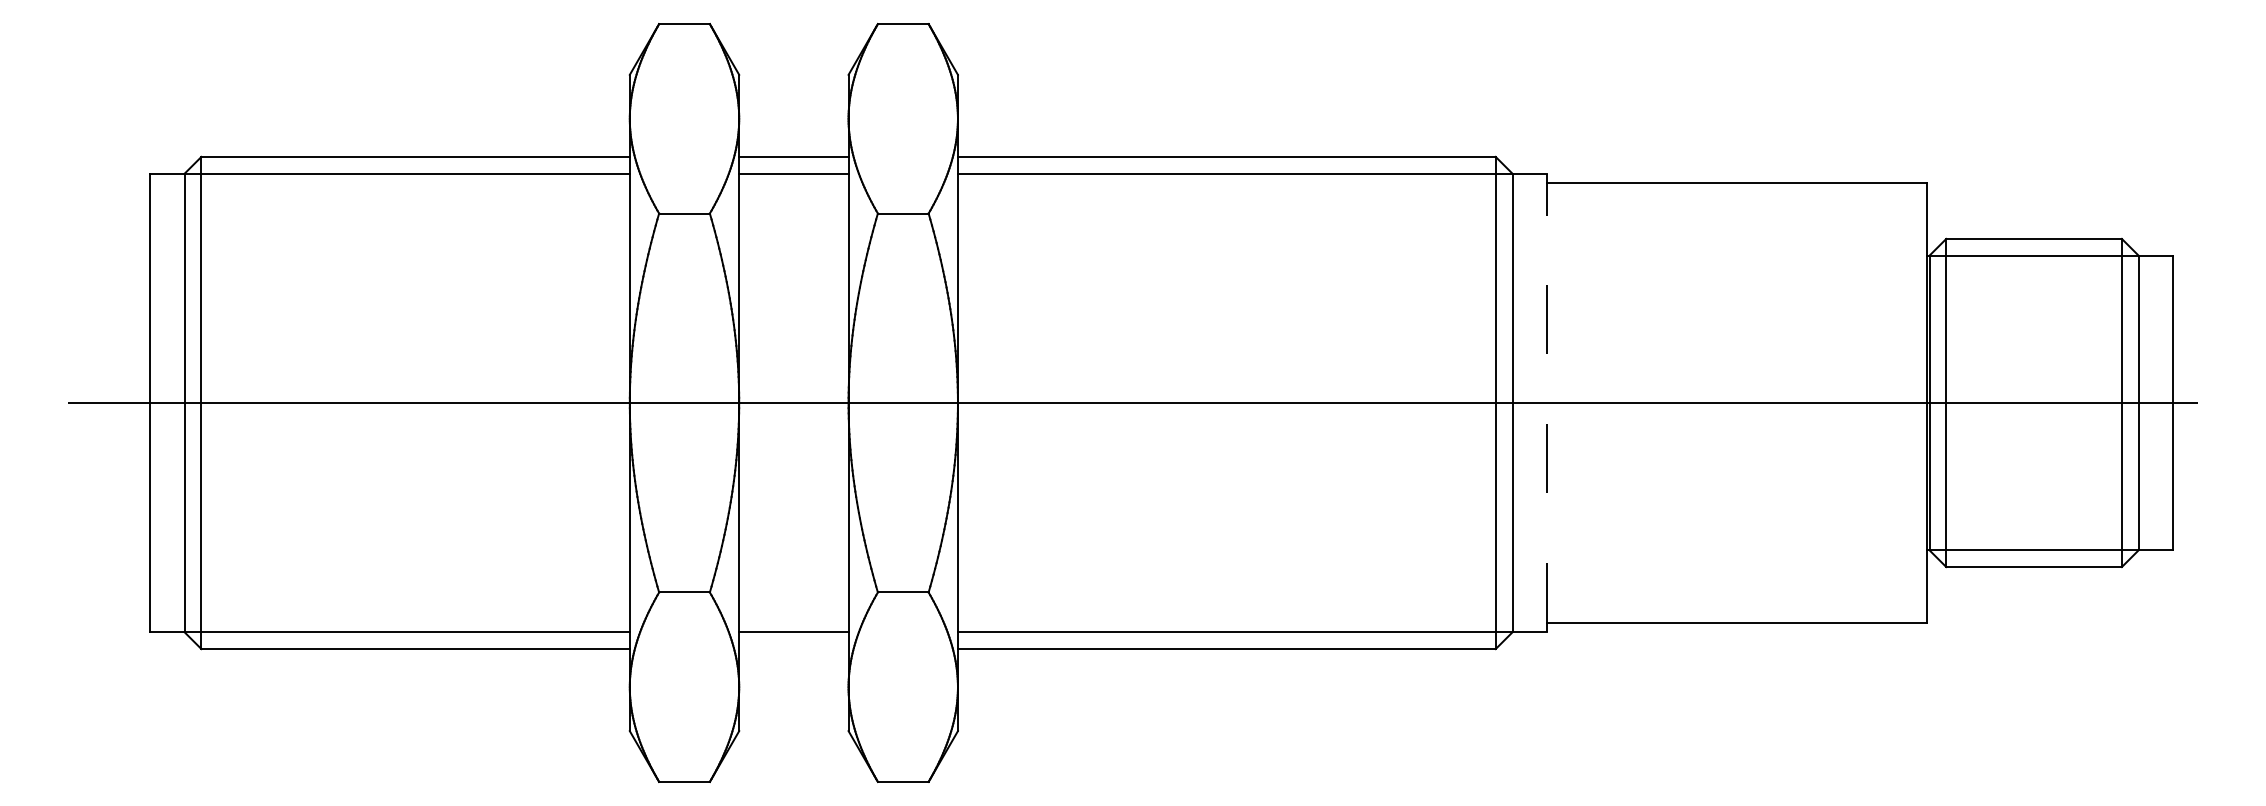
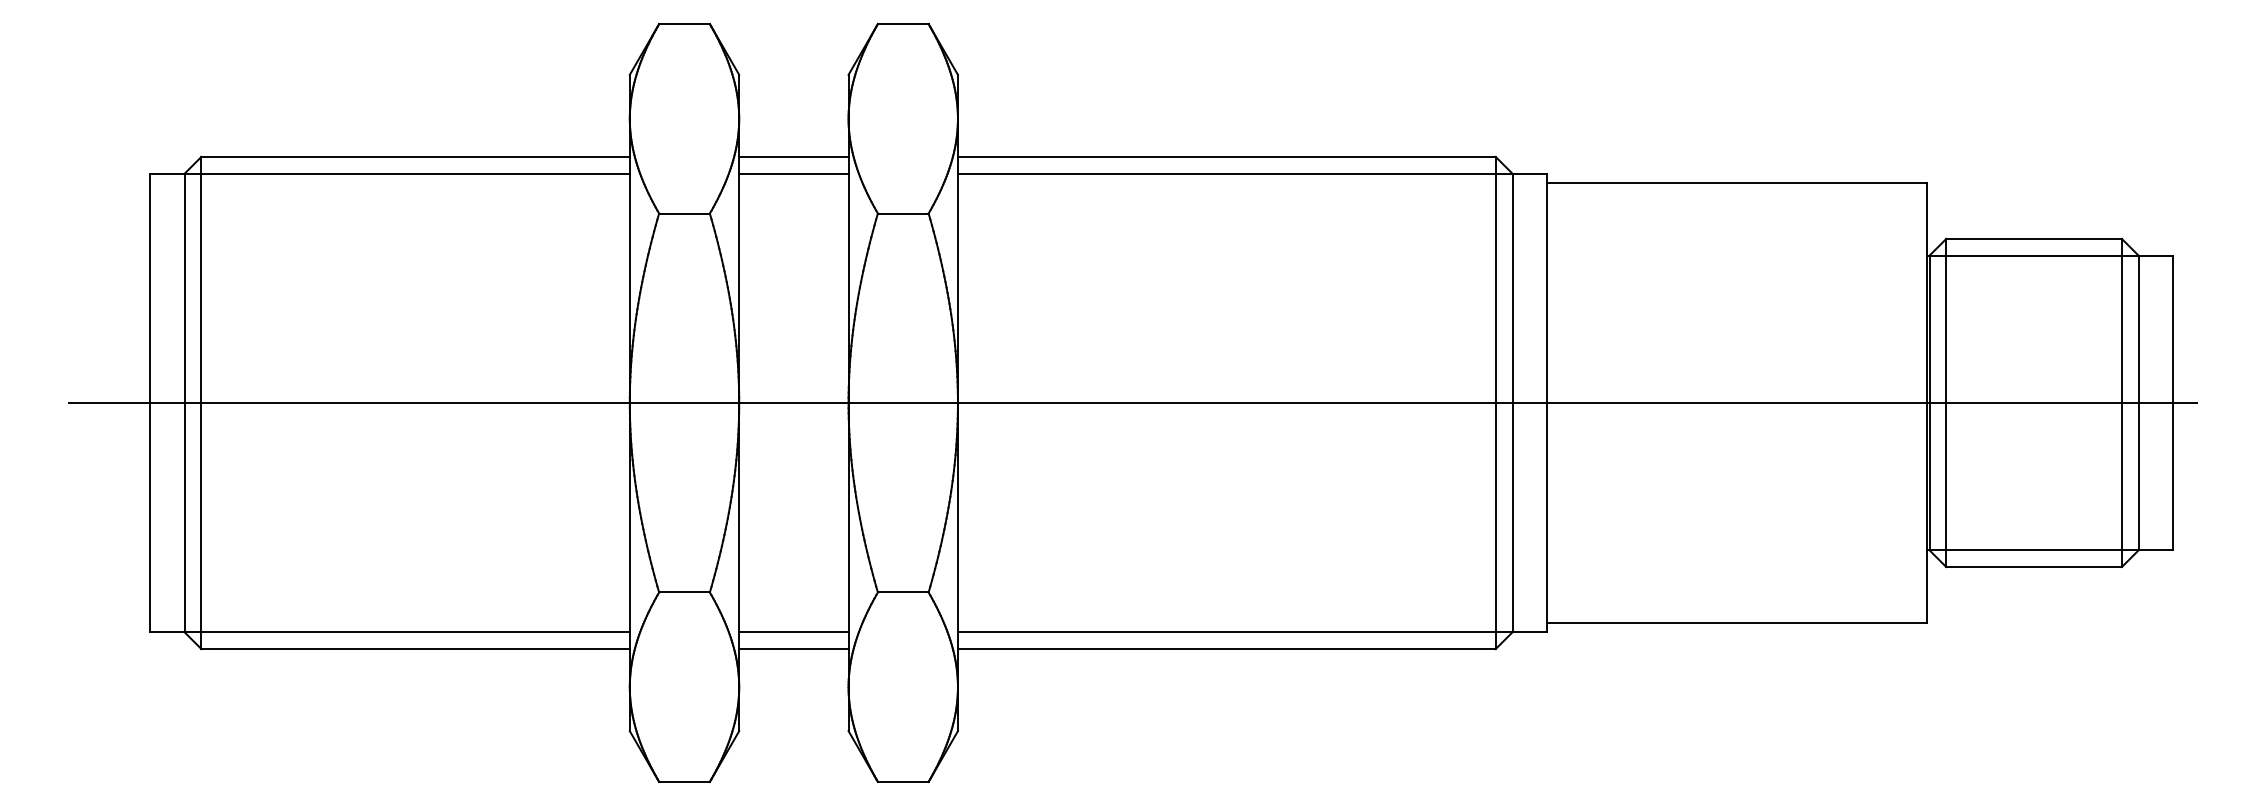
line: dashed -> solid (1547, 402)
line: none -> present (793, 649)
